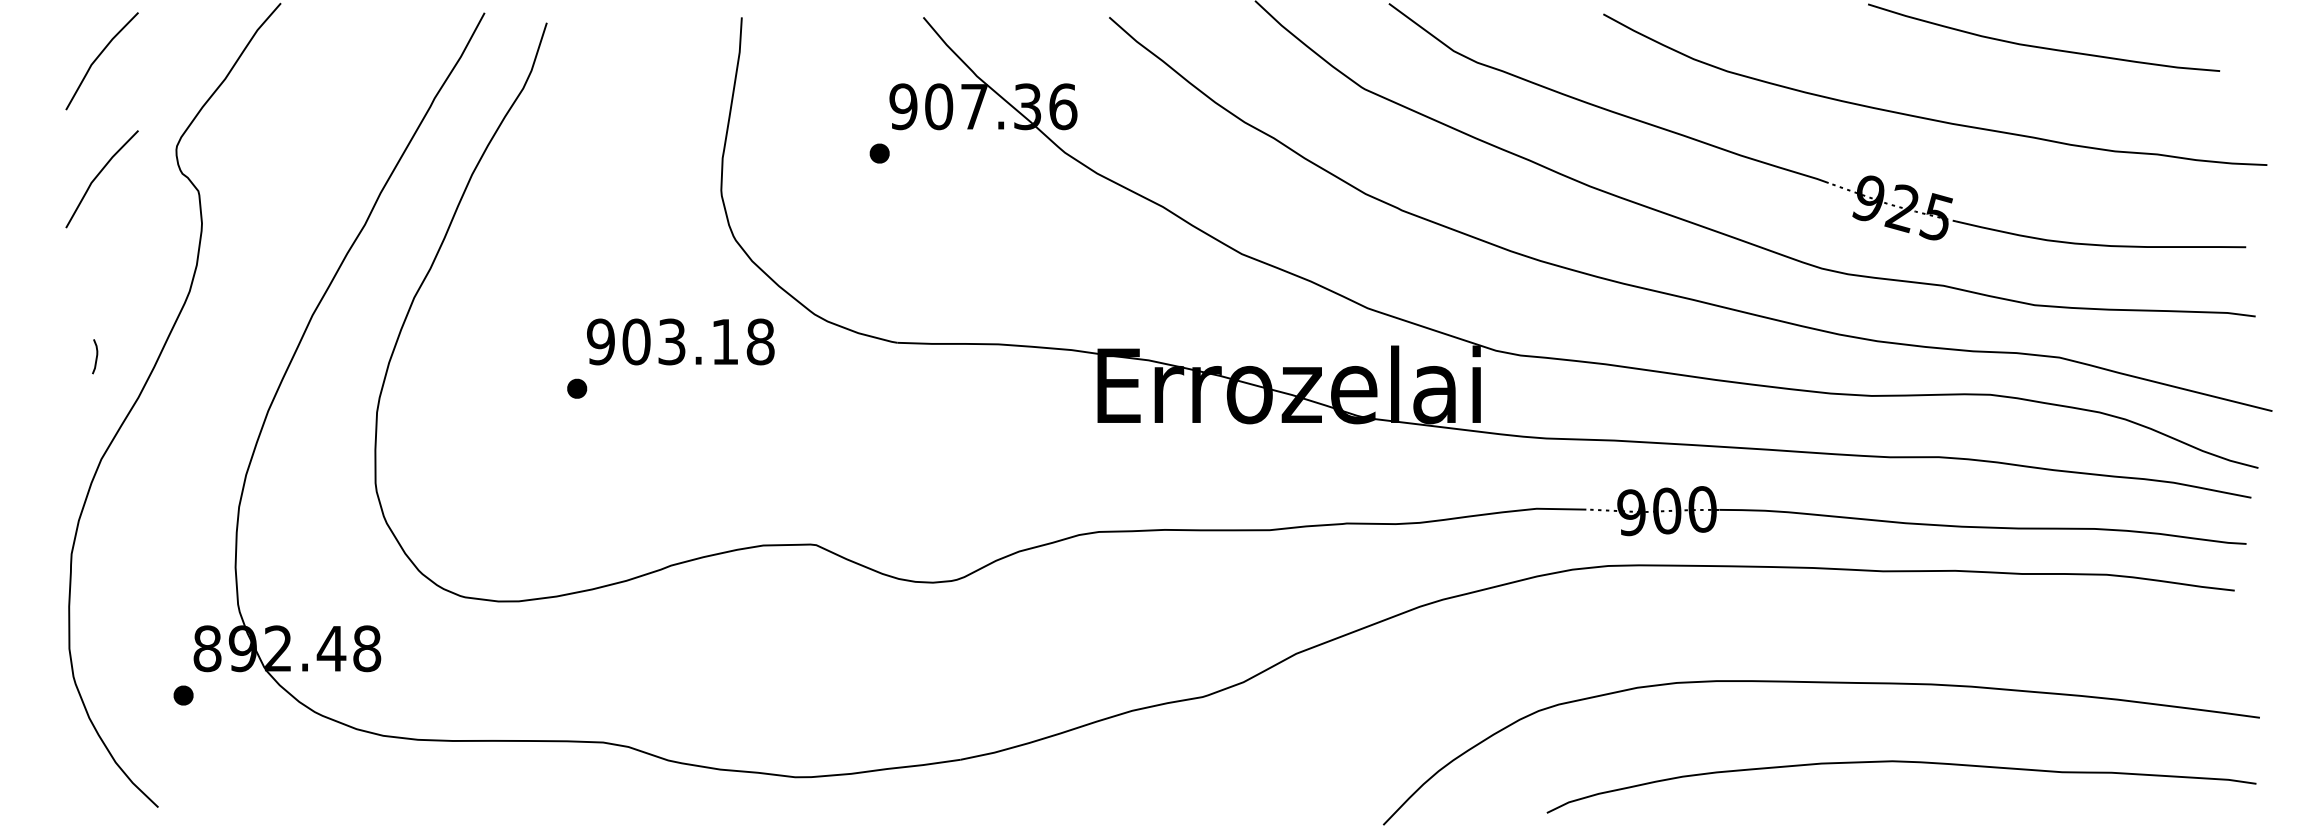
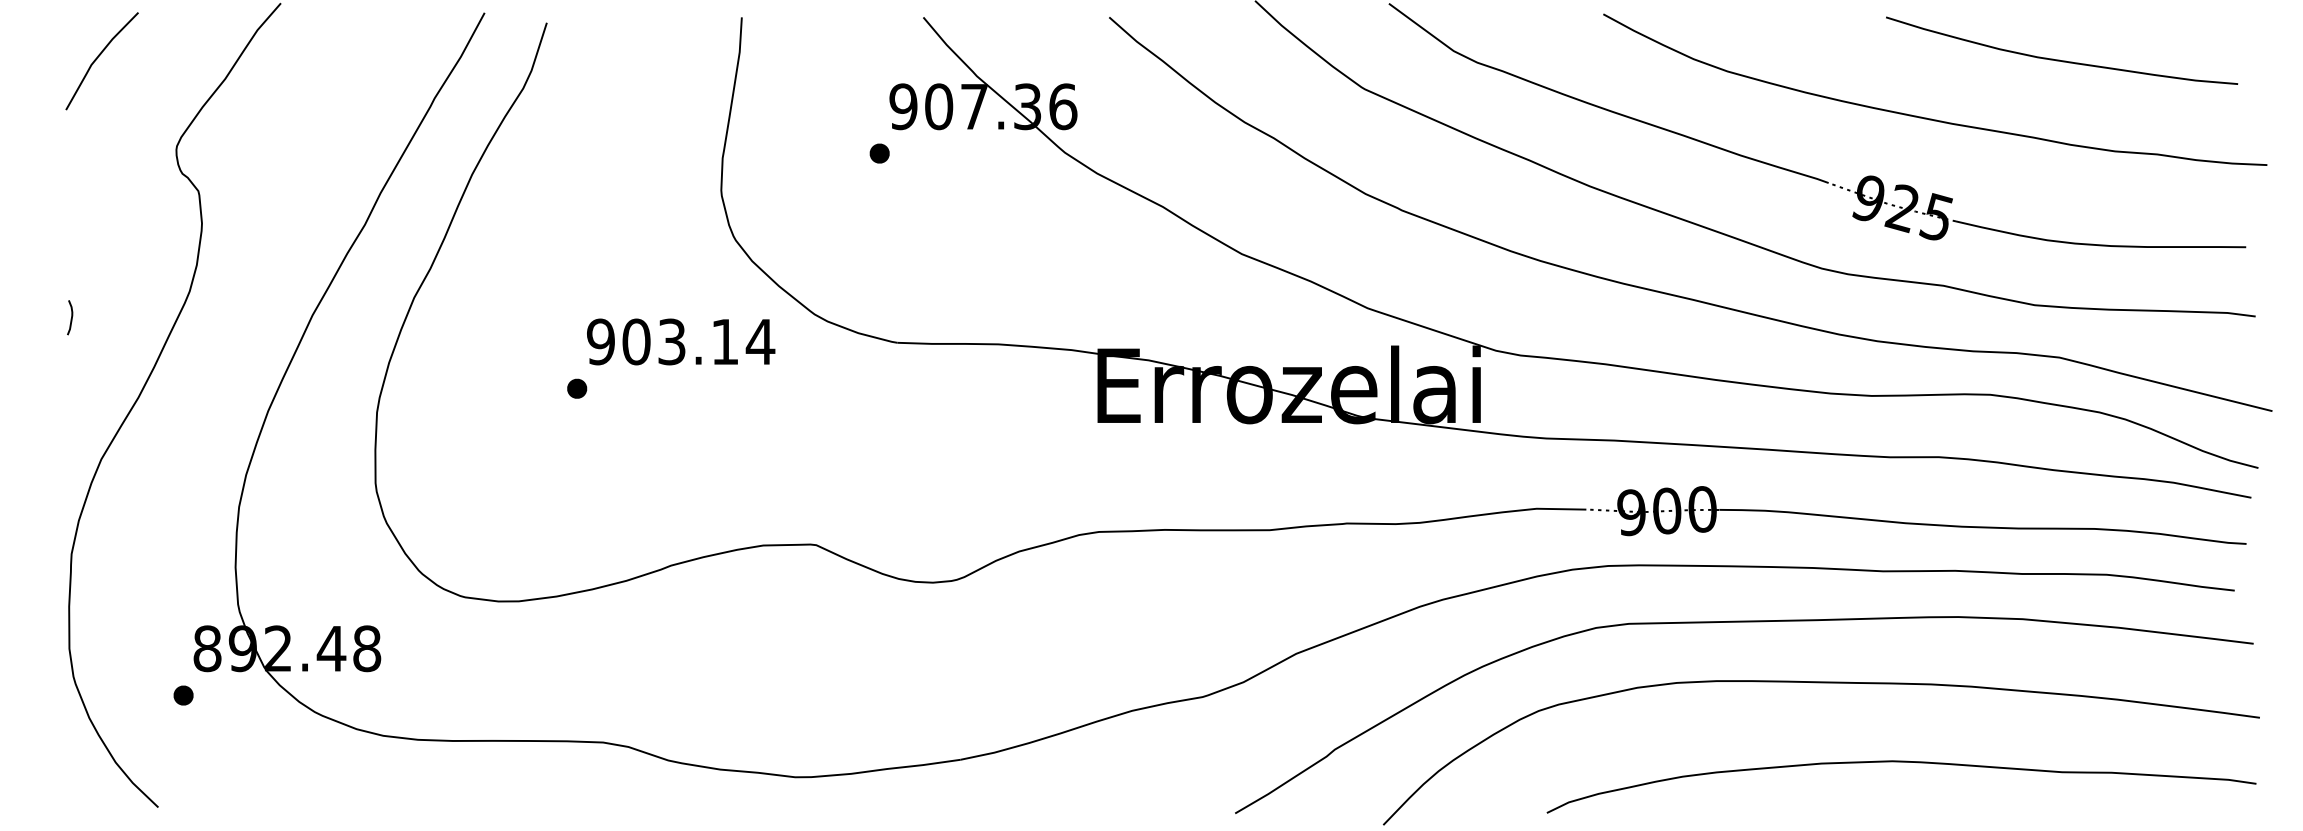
curve position: (2041, 46) -> (2059, 59) (2059, 59)
line: present -> none (97, 177)
text: 903.18 -> 903.14 (760, 341)
curve position: (96, 356) -> (71, 317) (71, 317)
curve: none -> present (1744, 622)
